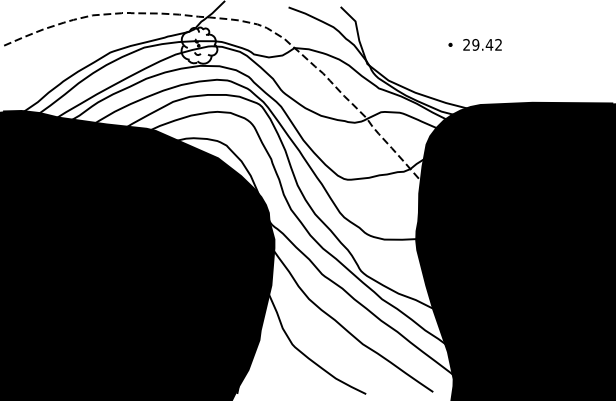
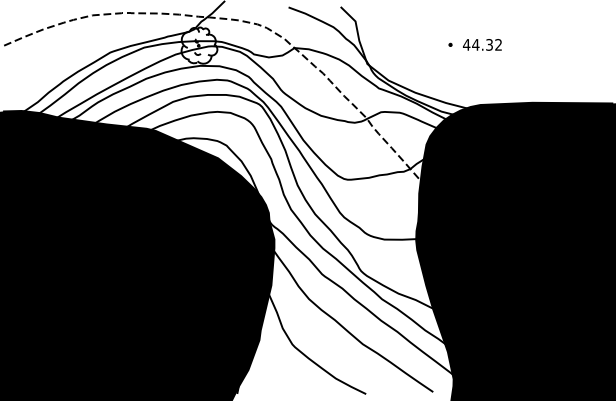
text: 29.42 -> 44.32 (477, 44)
